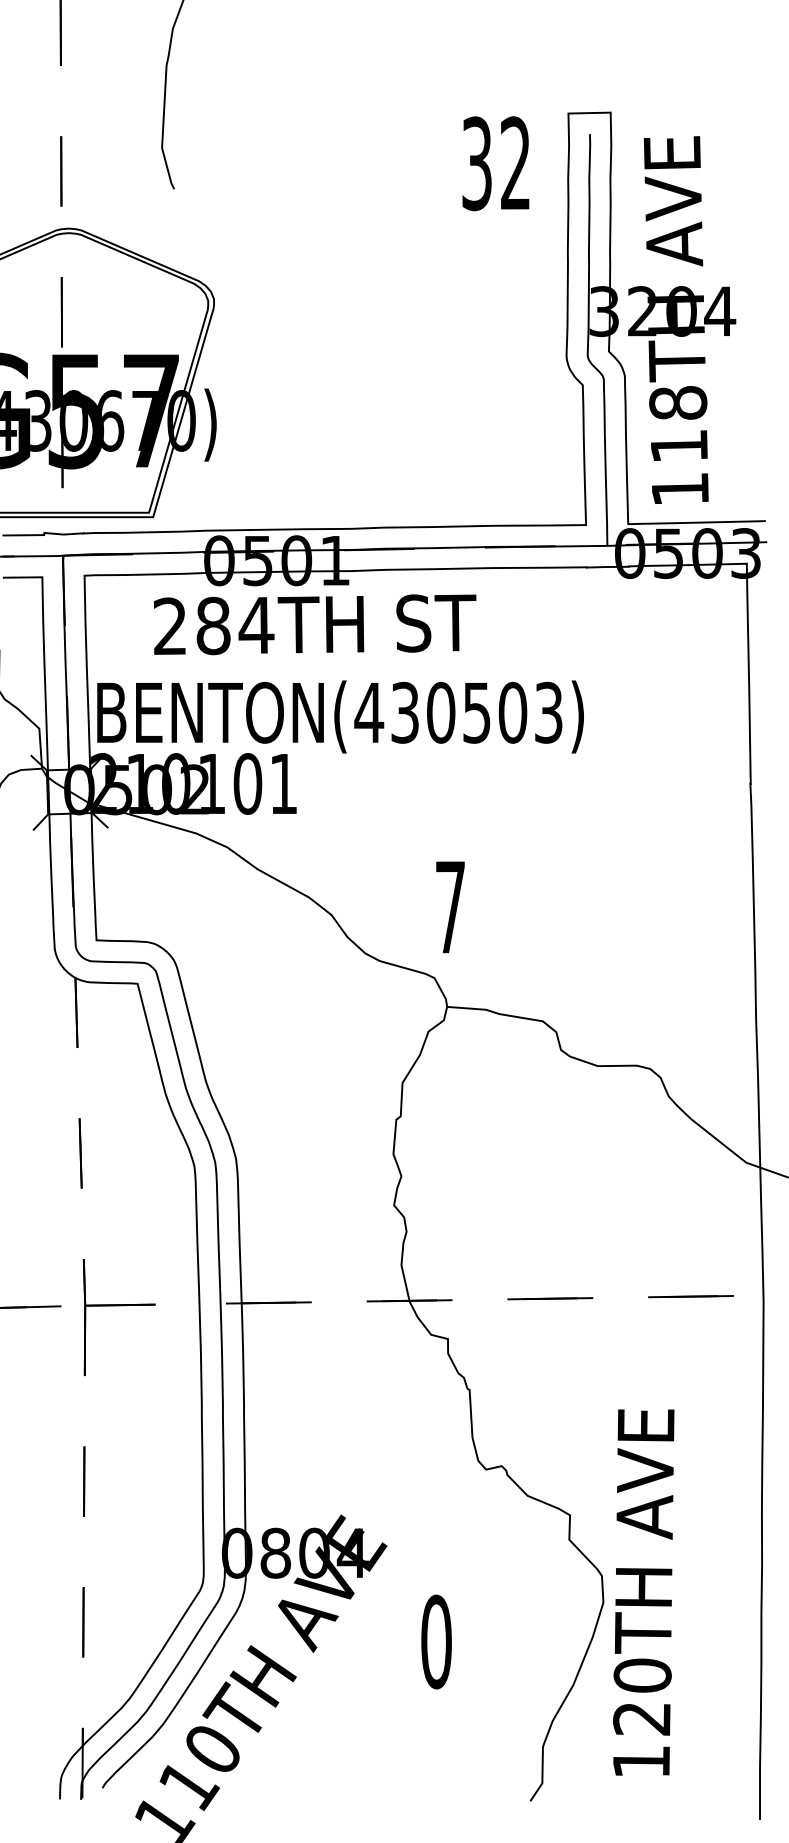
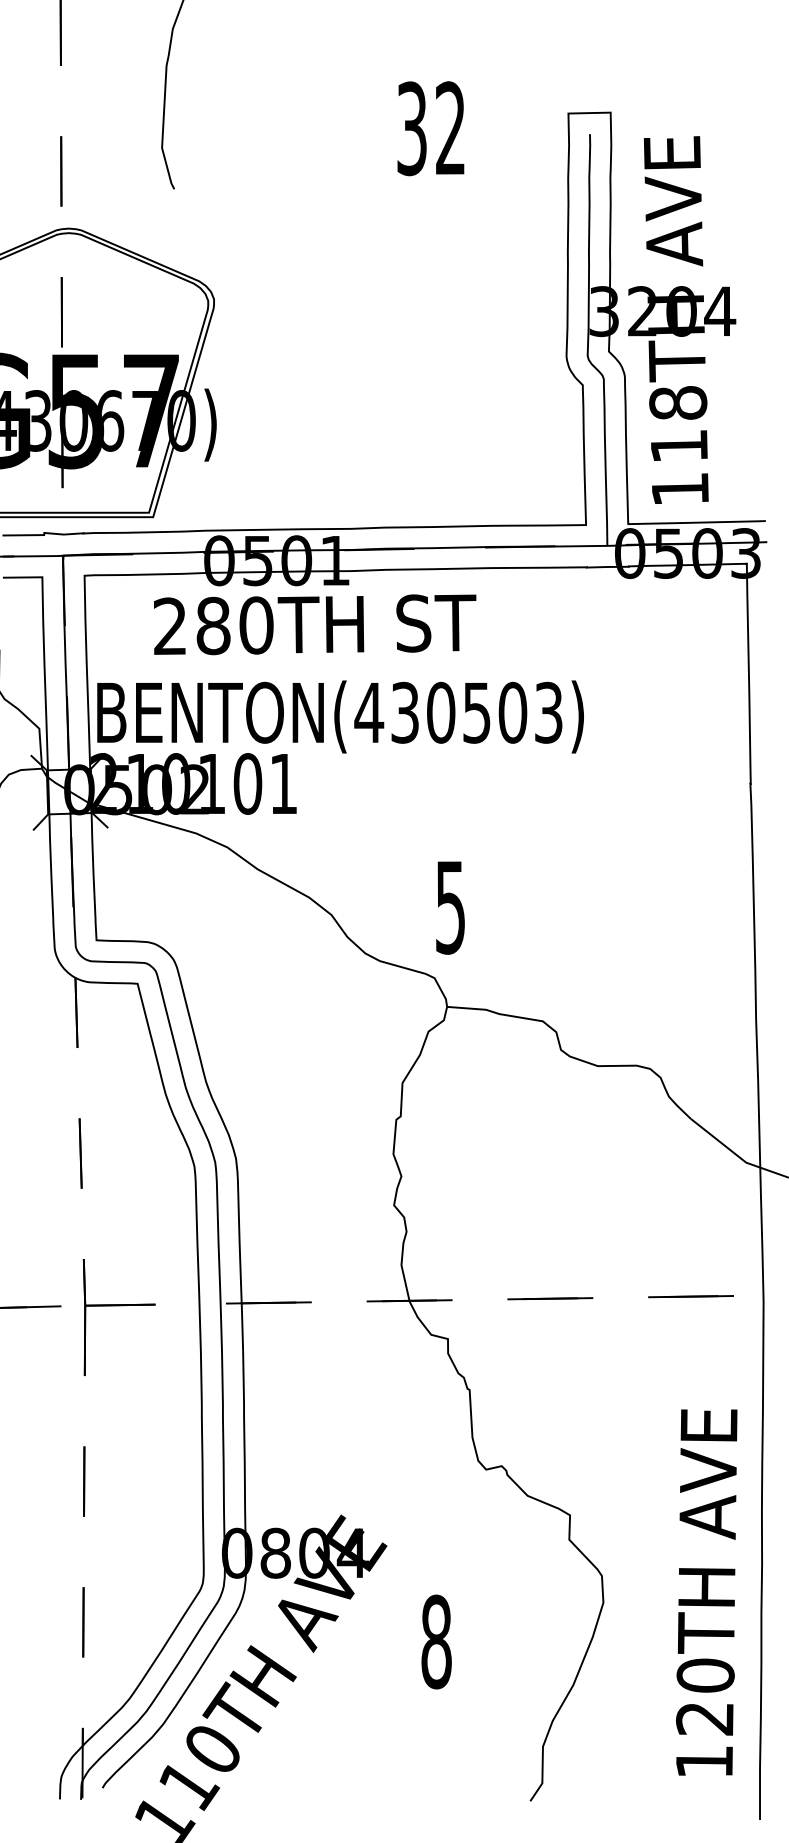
text position: (495, 163) -> (430, 128) (430, 128)
text: 284TH -> 280TH (256, 625)
text: 7 -> 5 (450, 907)
text position: (643, 1592) -> (706, 1592) (706, 1592)
text: 0 -> 8 (436, 1642)
